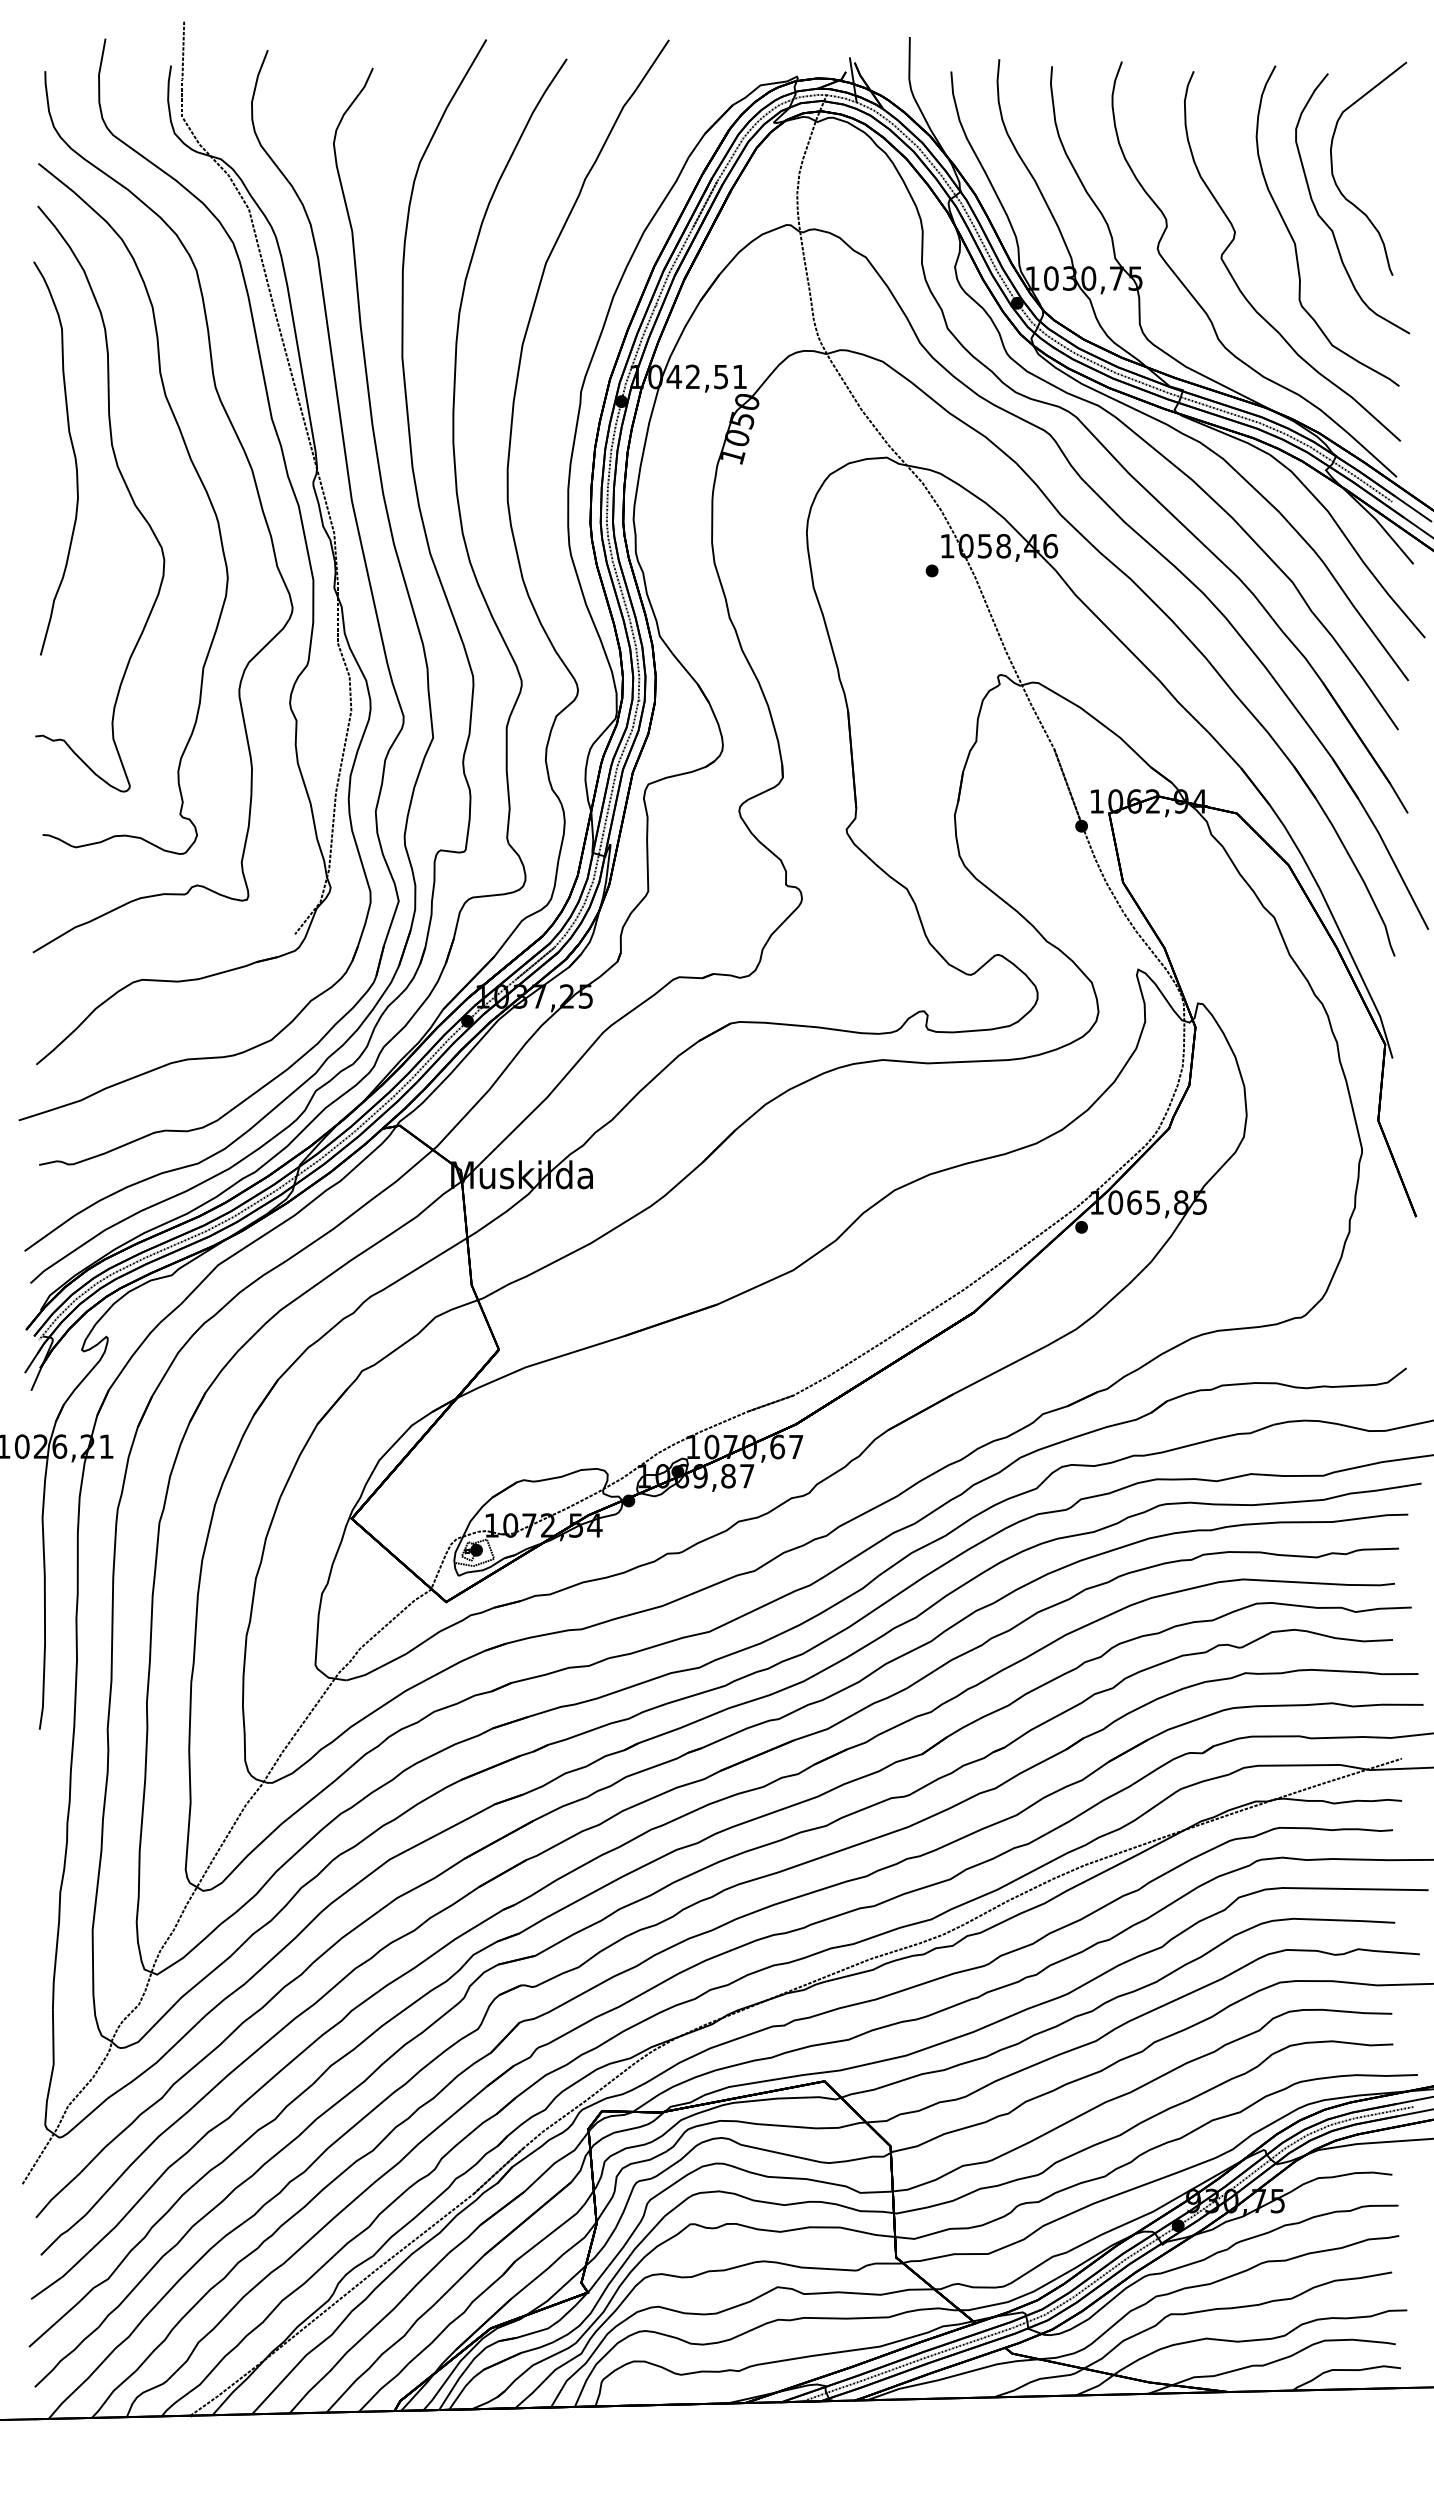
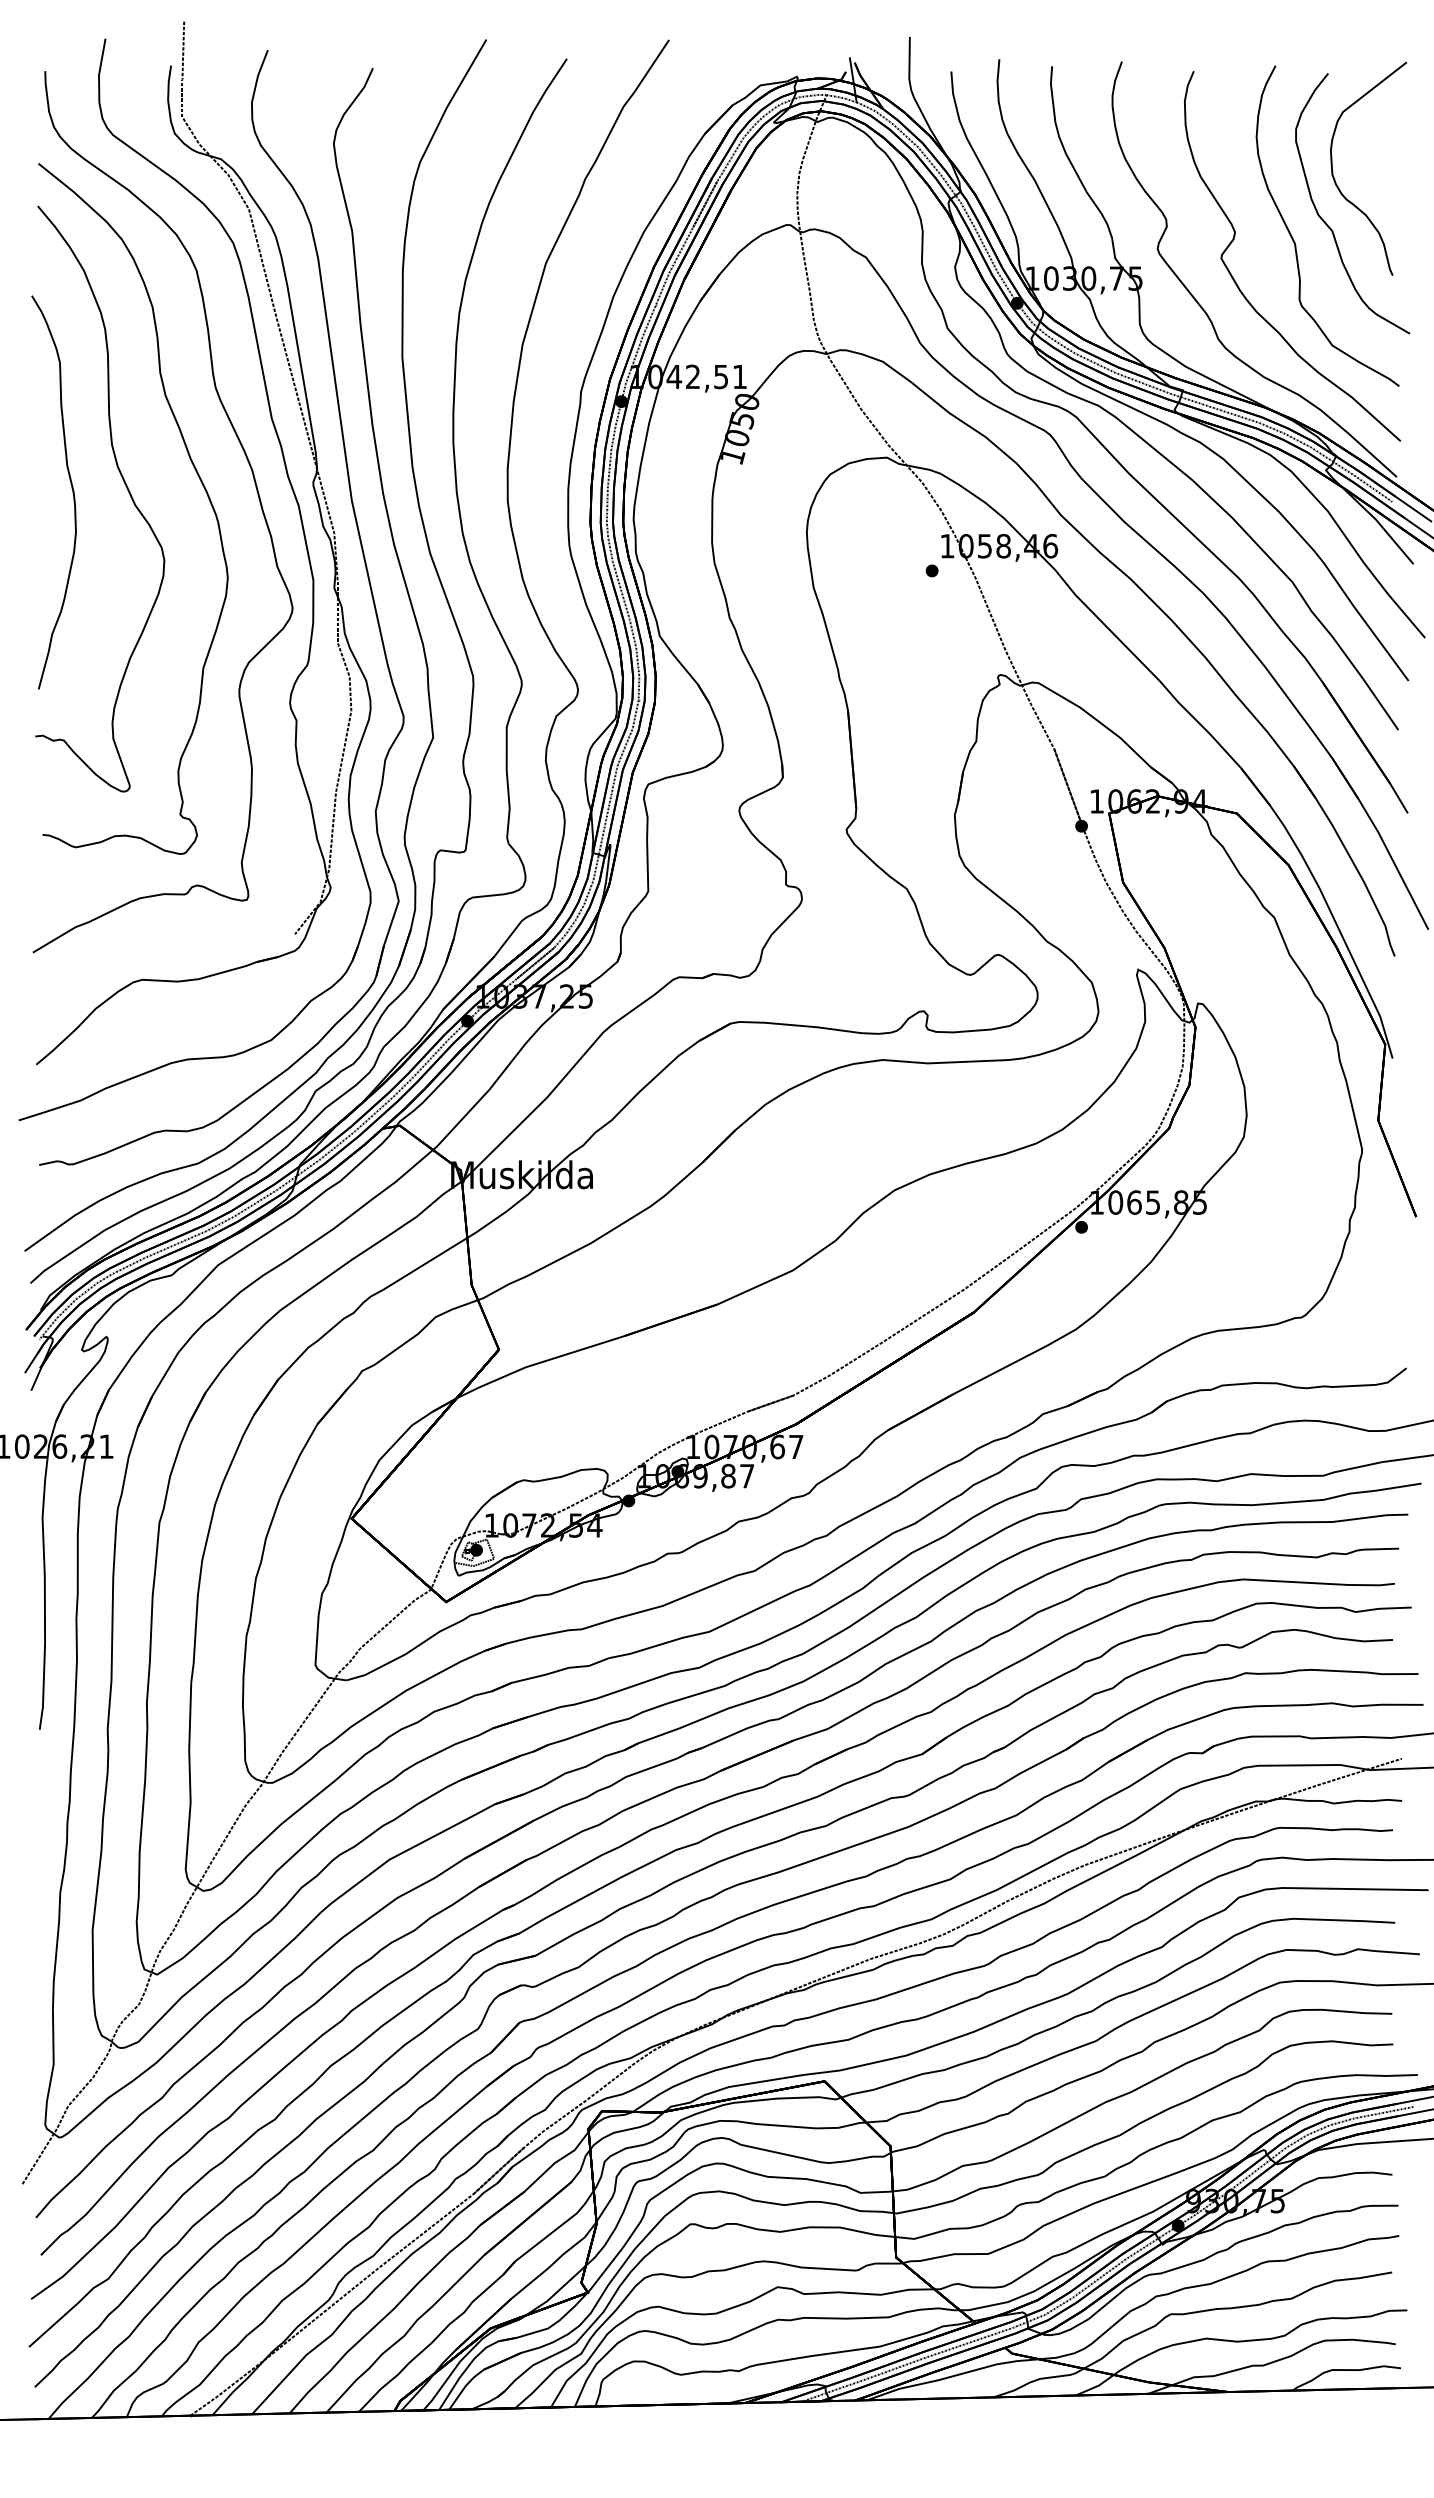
curve position: (73, 454) -> (71, 488) (71, 488)
